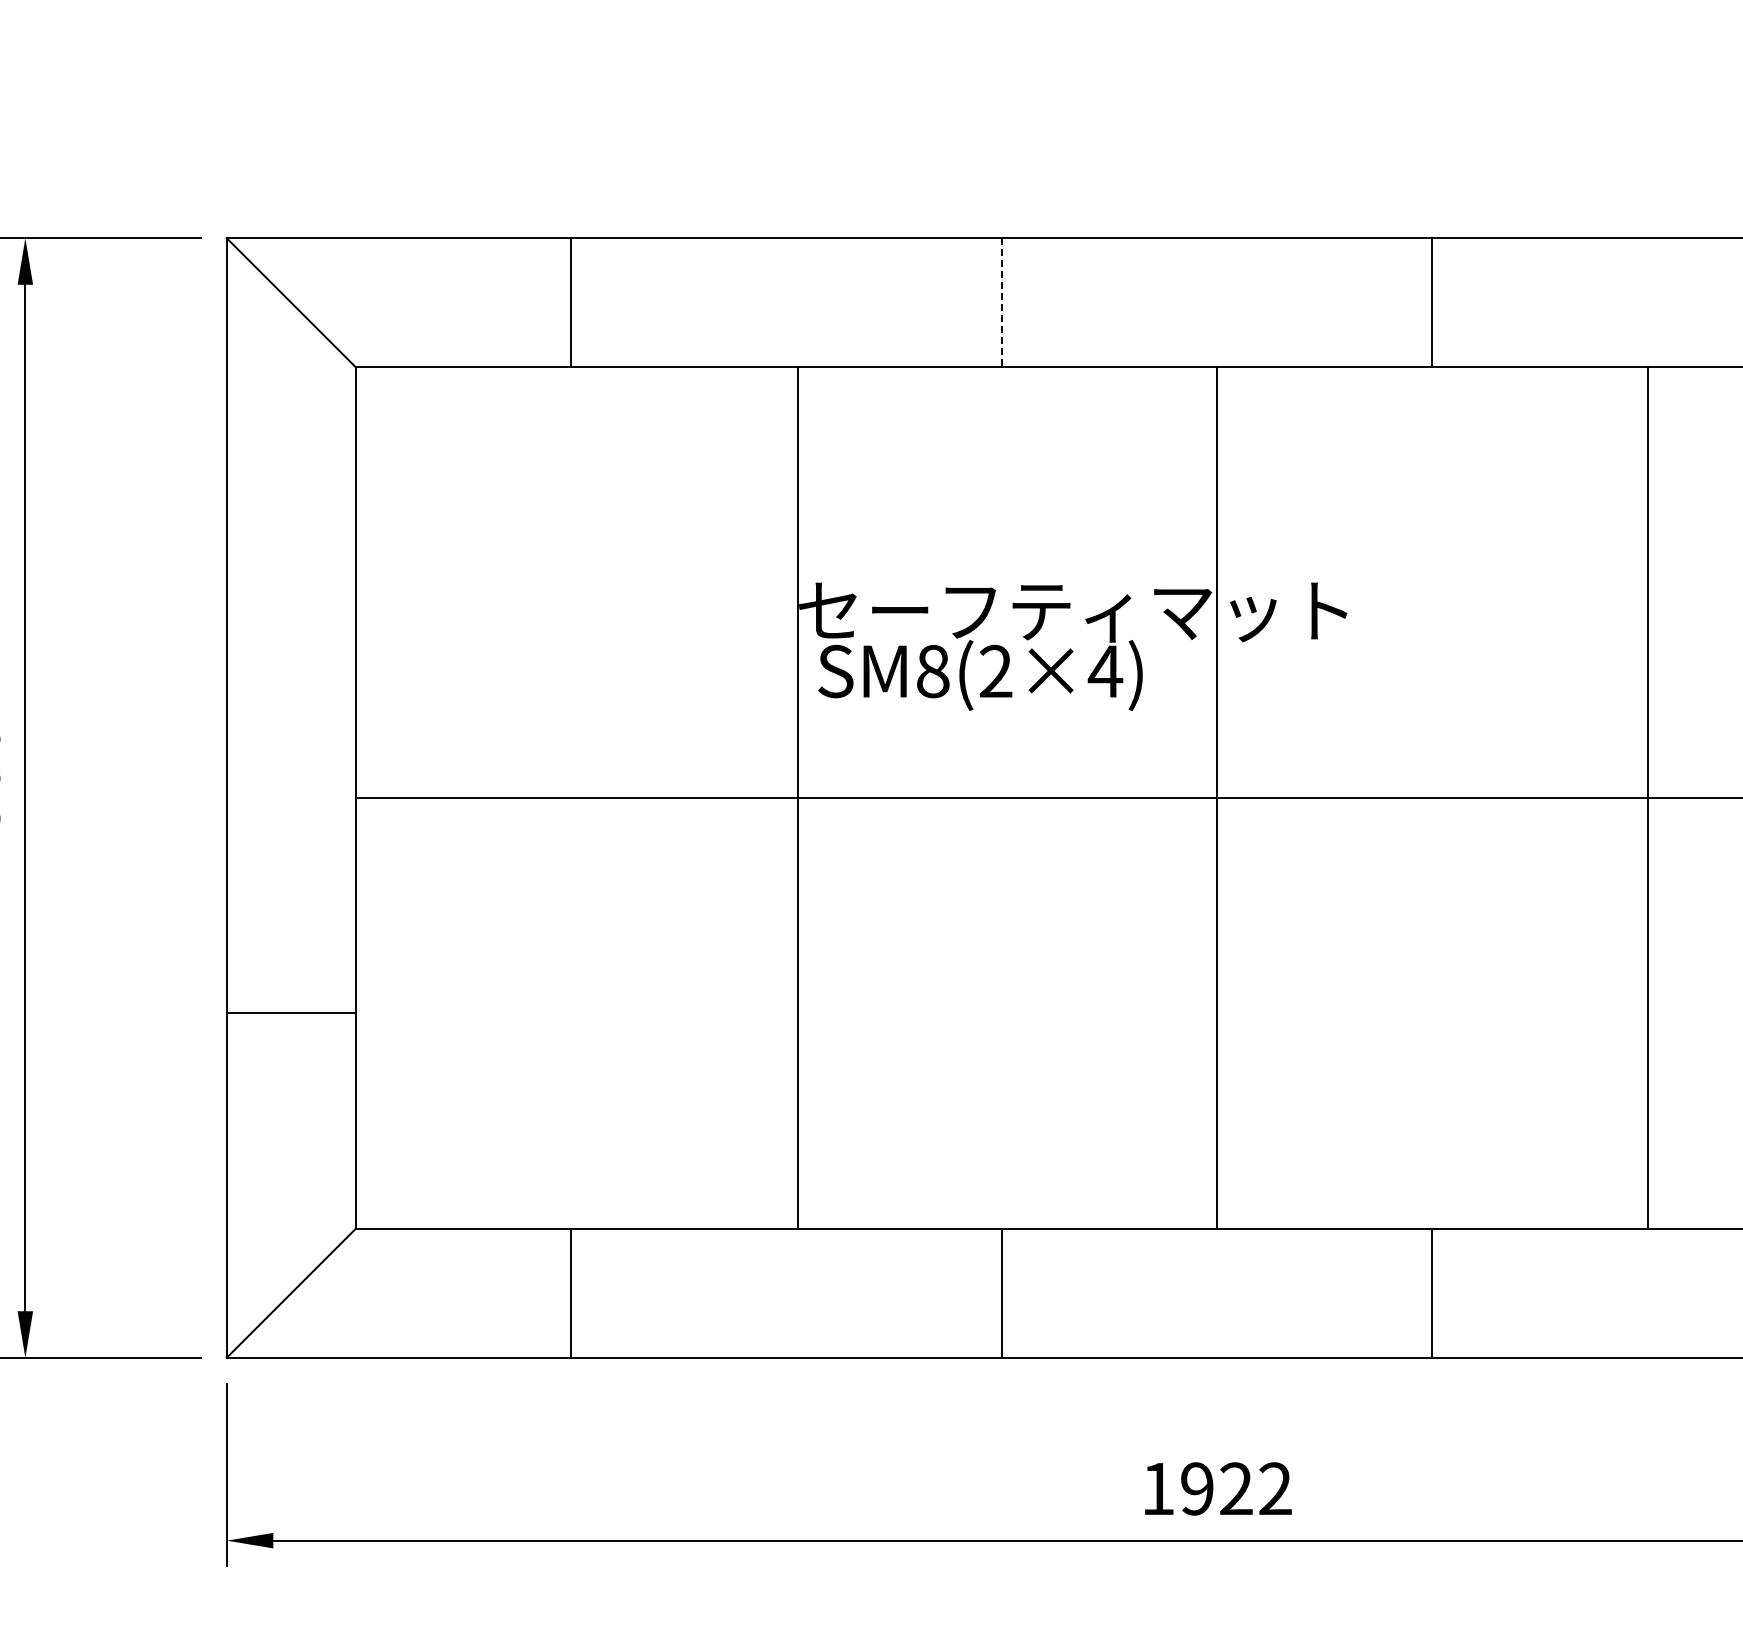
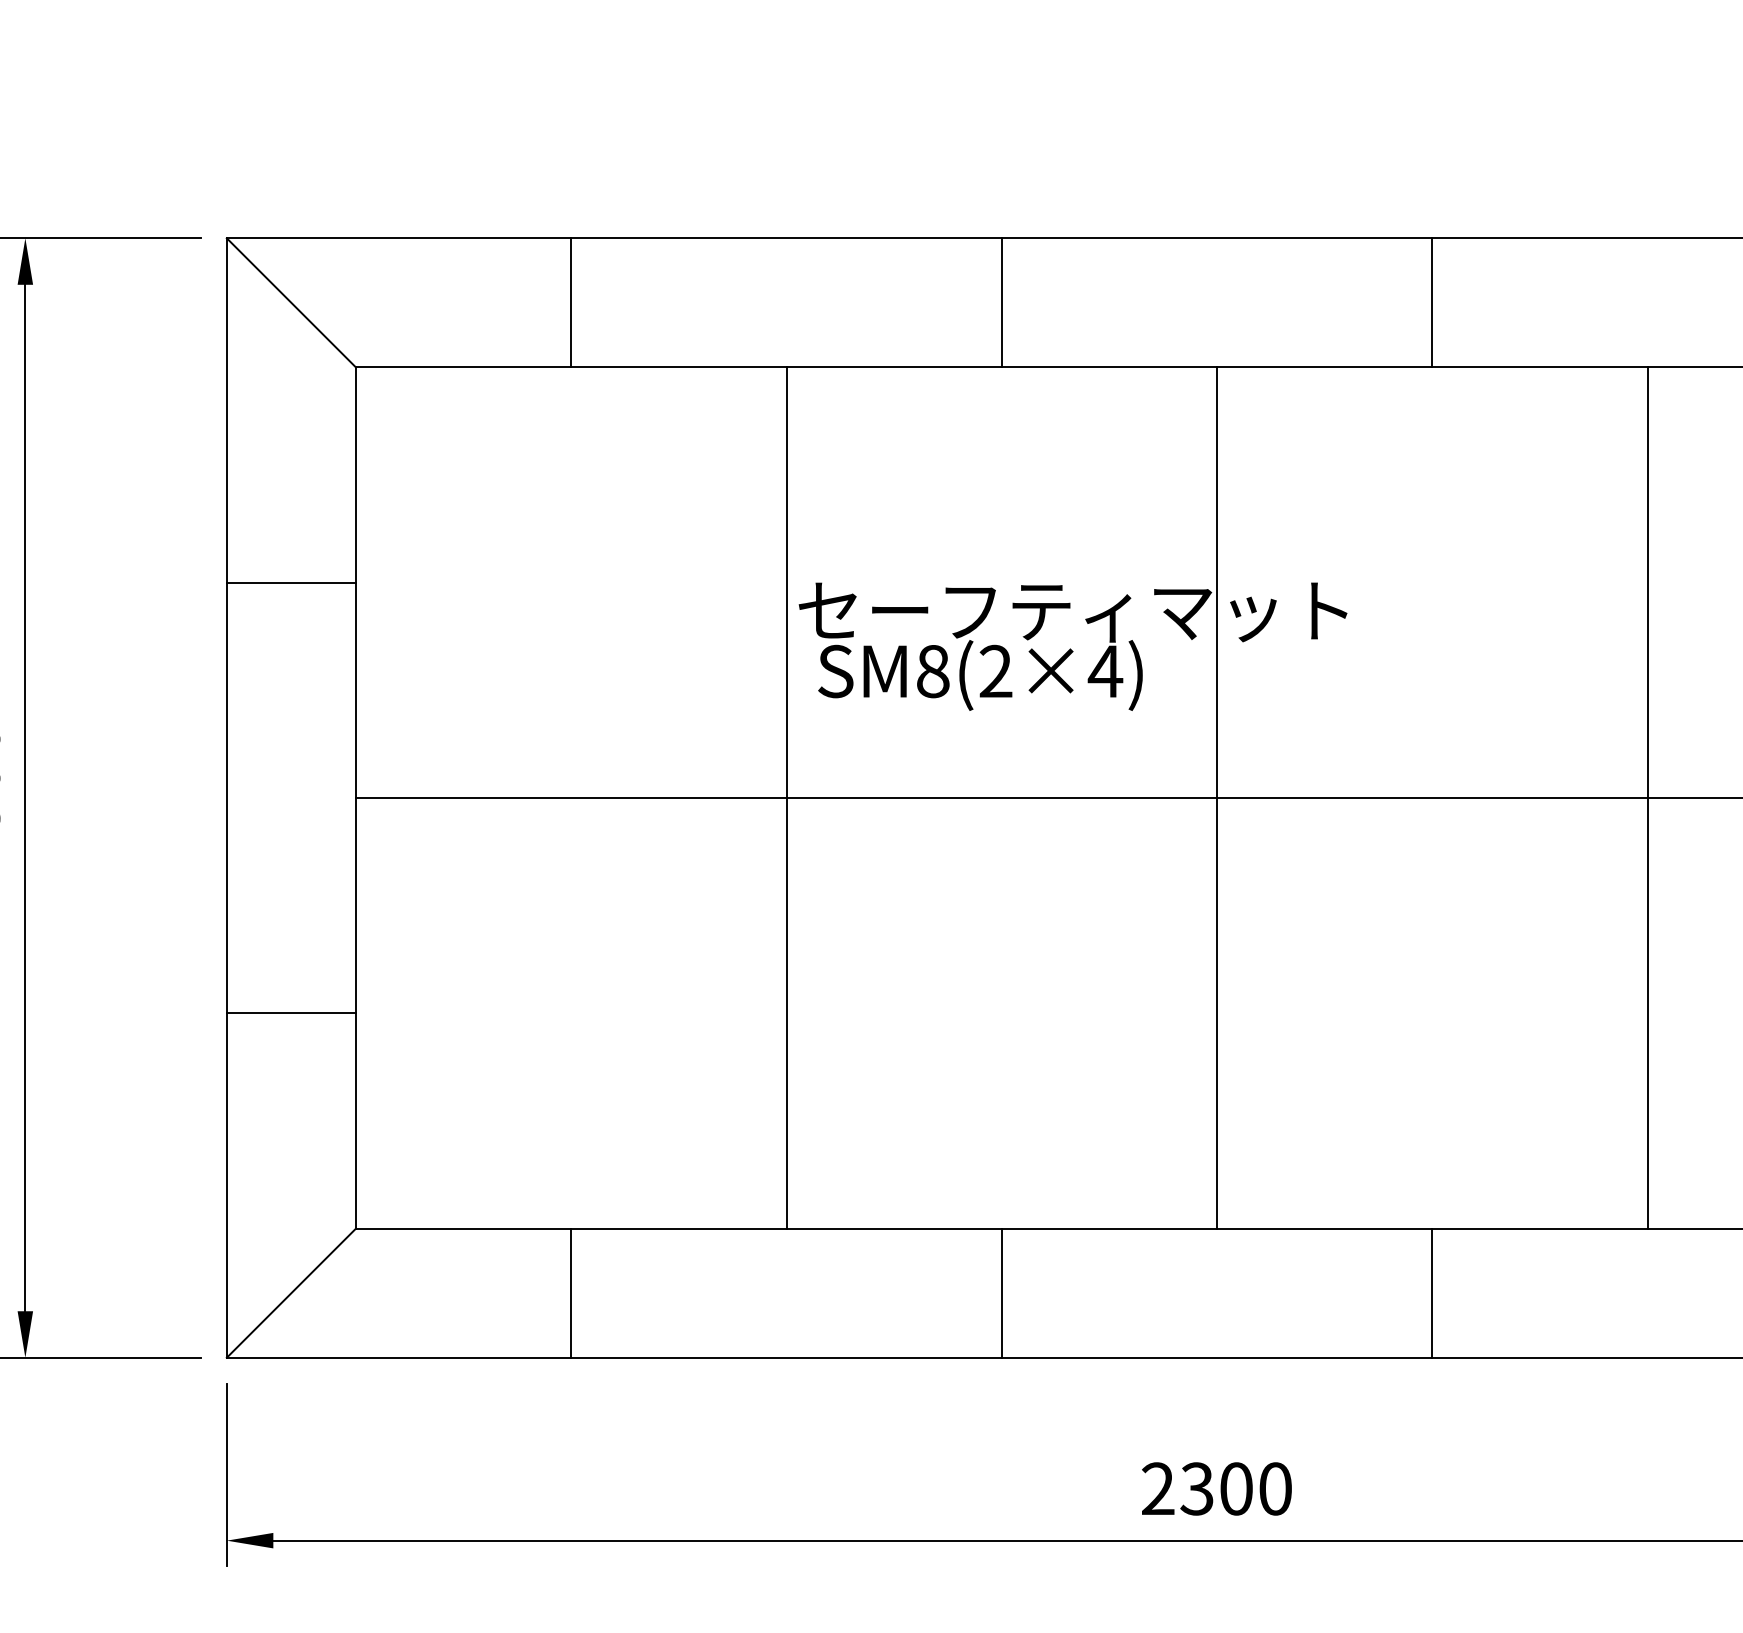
line: dashed -> solid (1001, 302)
line: none -> present (291, 582)
line position: (797, 797) -> (786, 797) (786, 797)
text: 1922 -> 2300 (1216, 1488)
